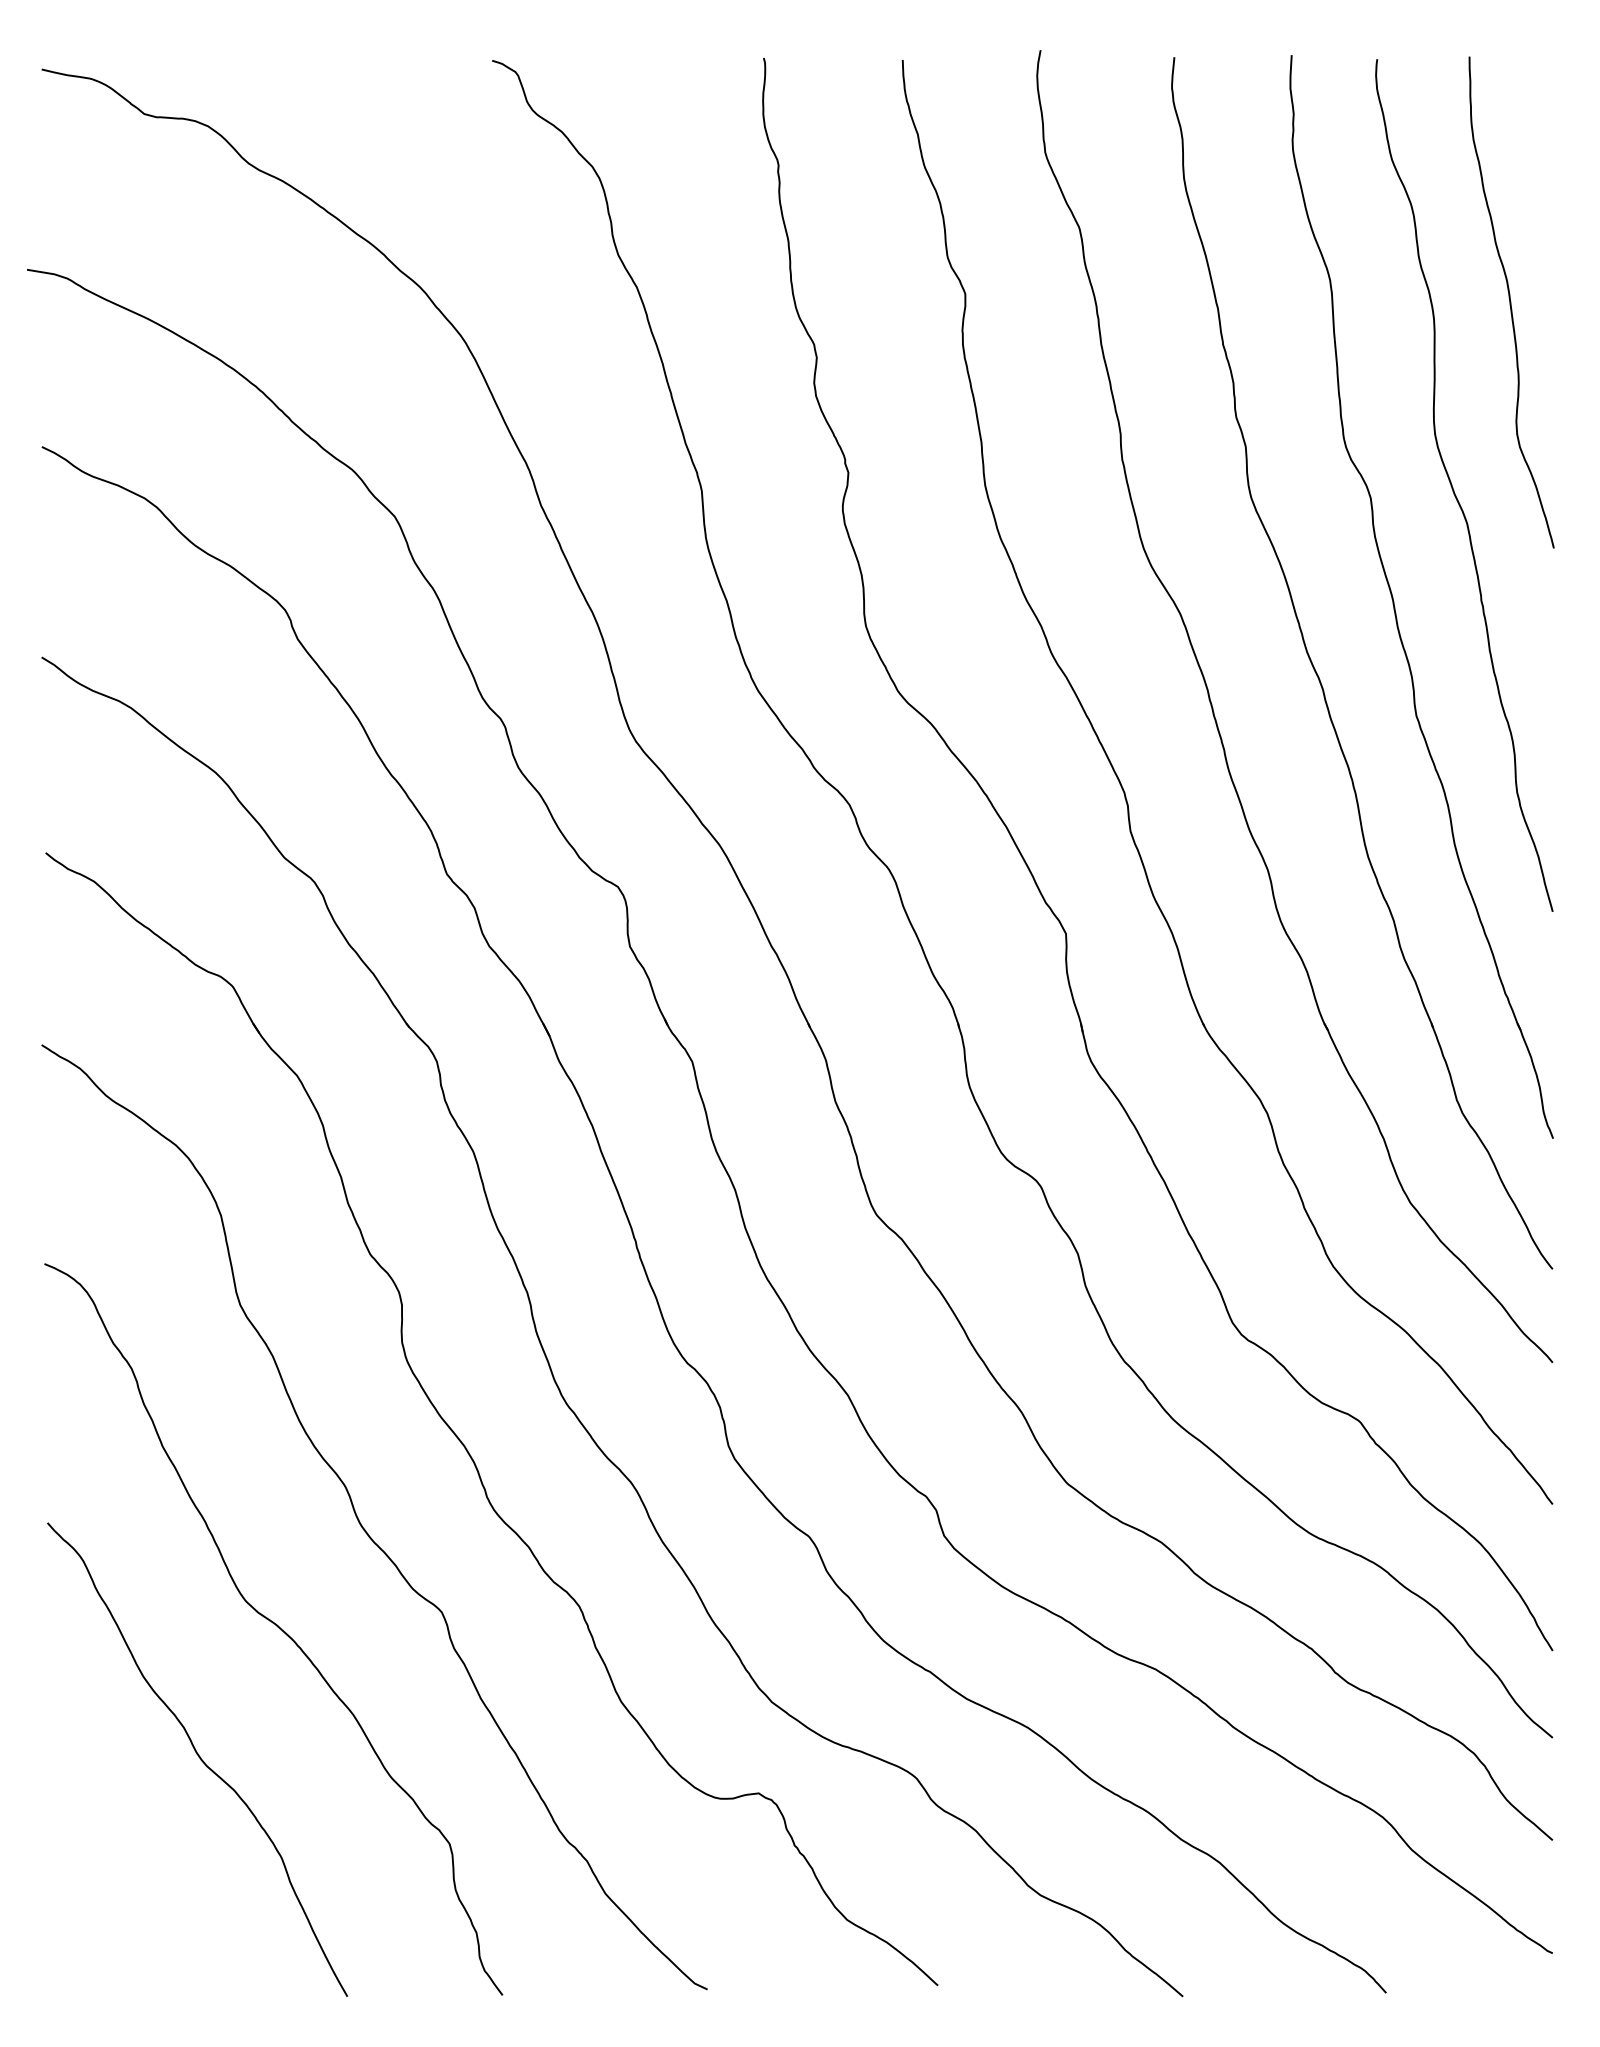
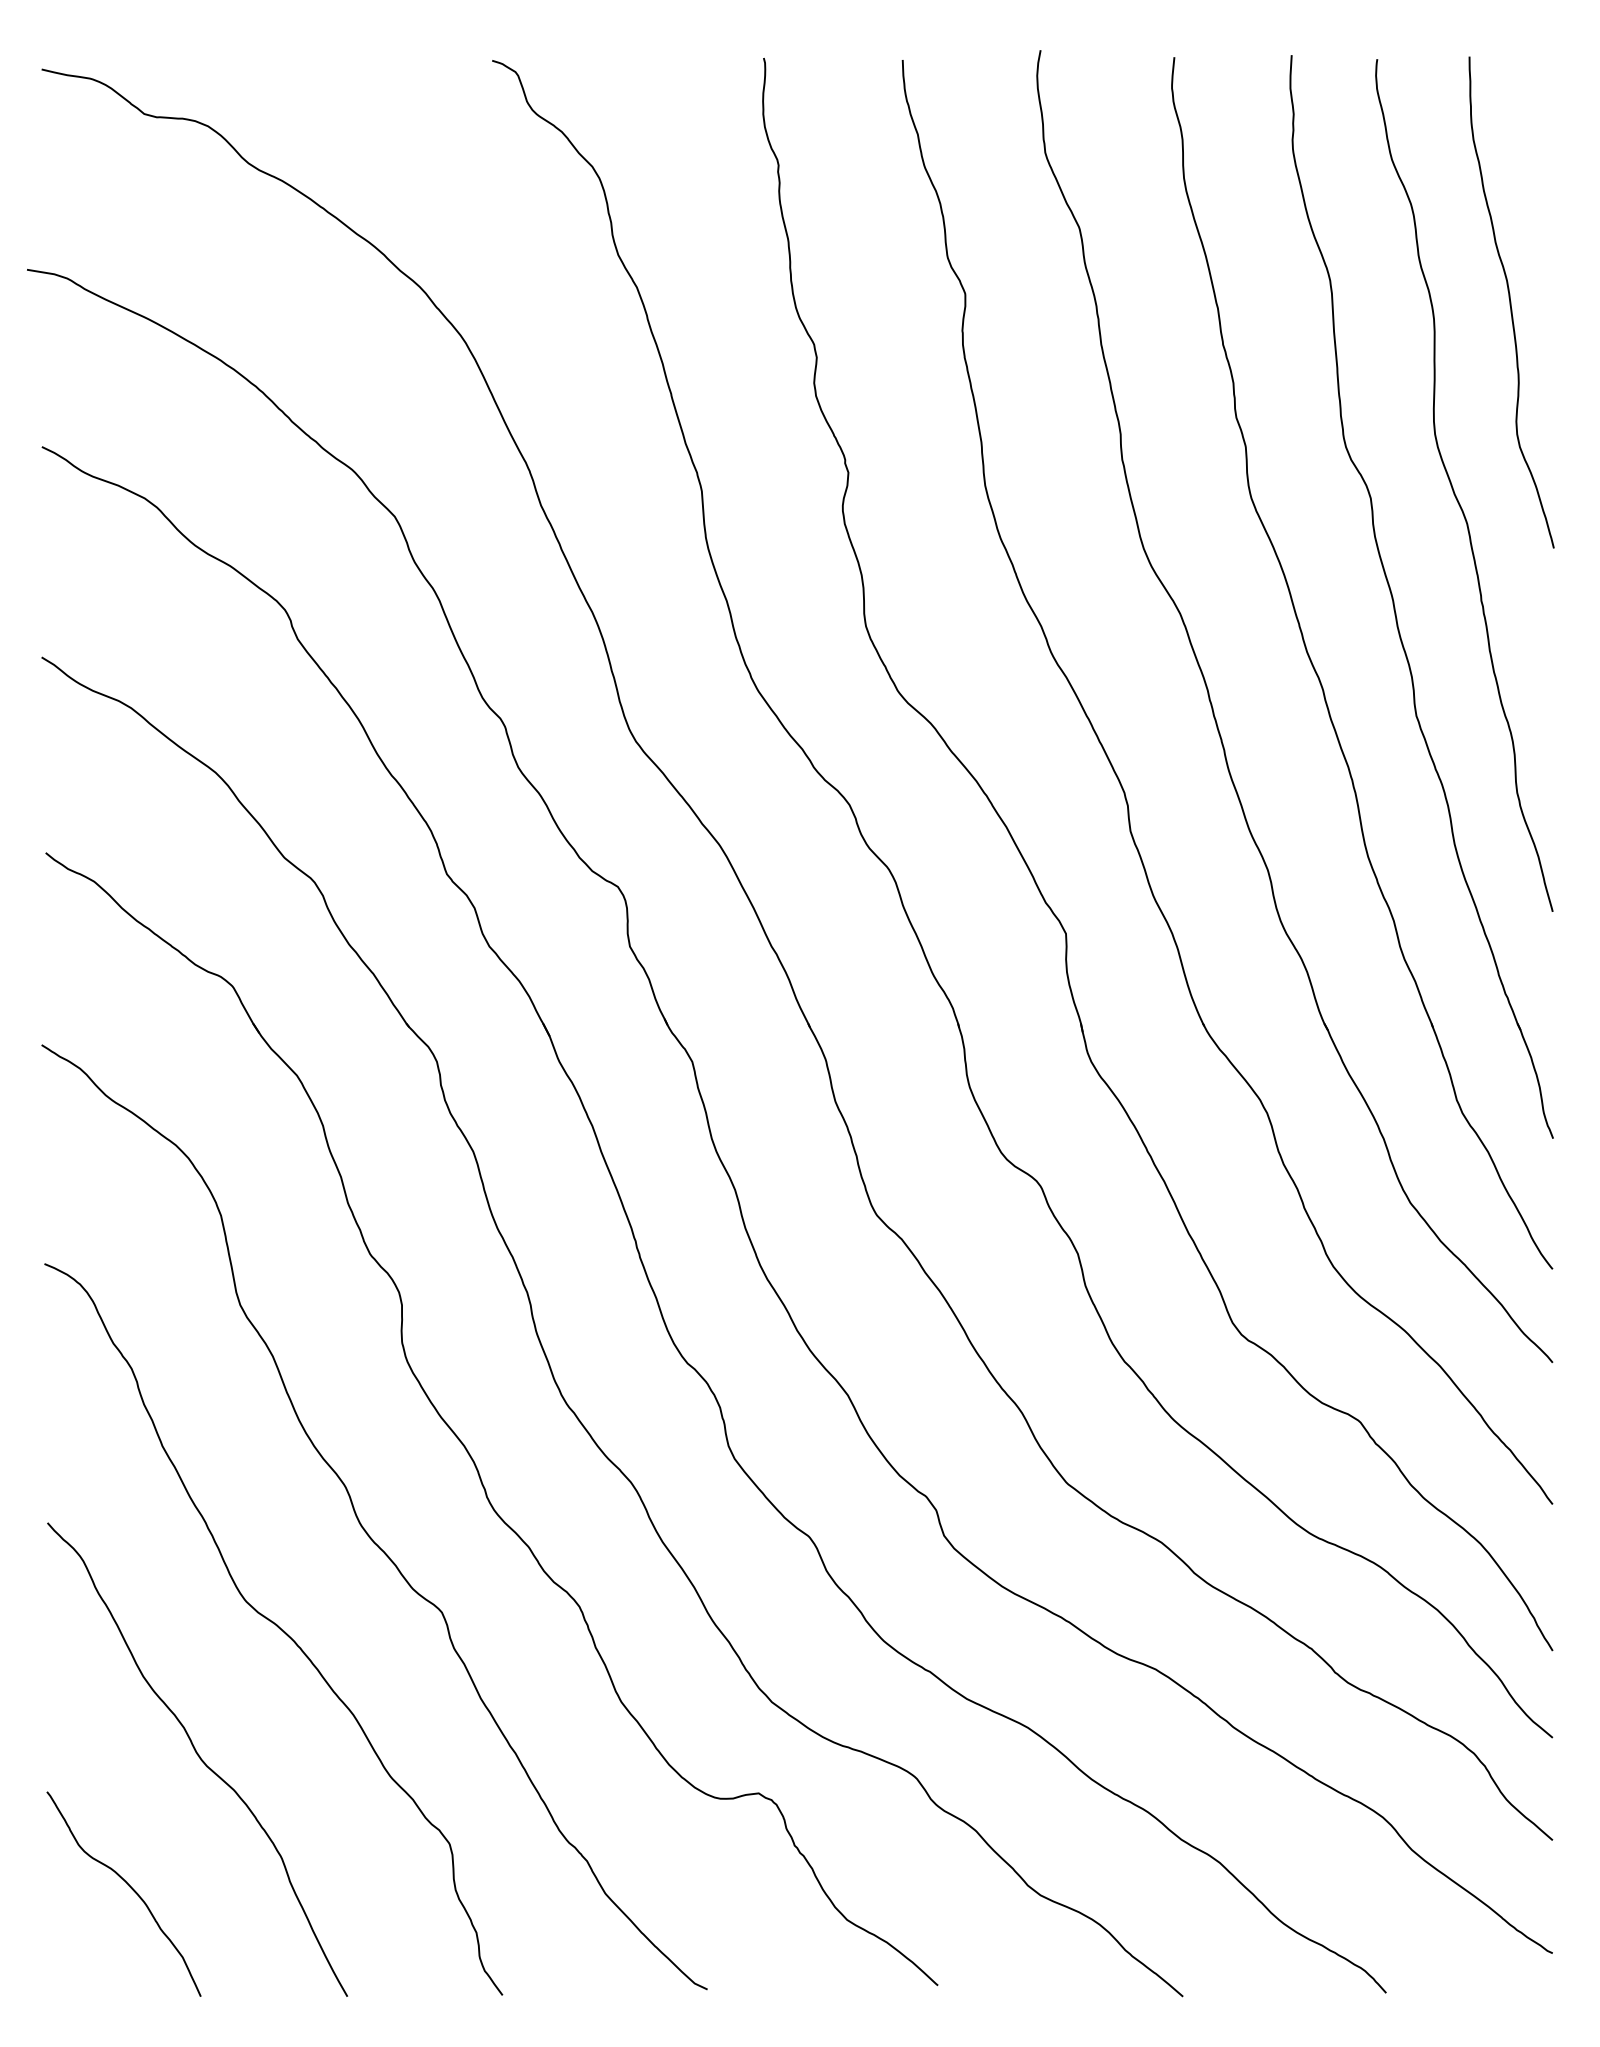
curve: none -> present (129, 1887)
